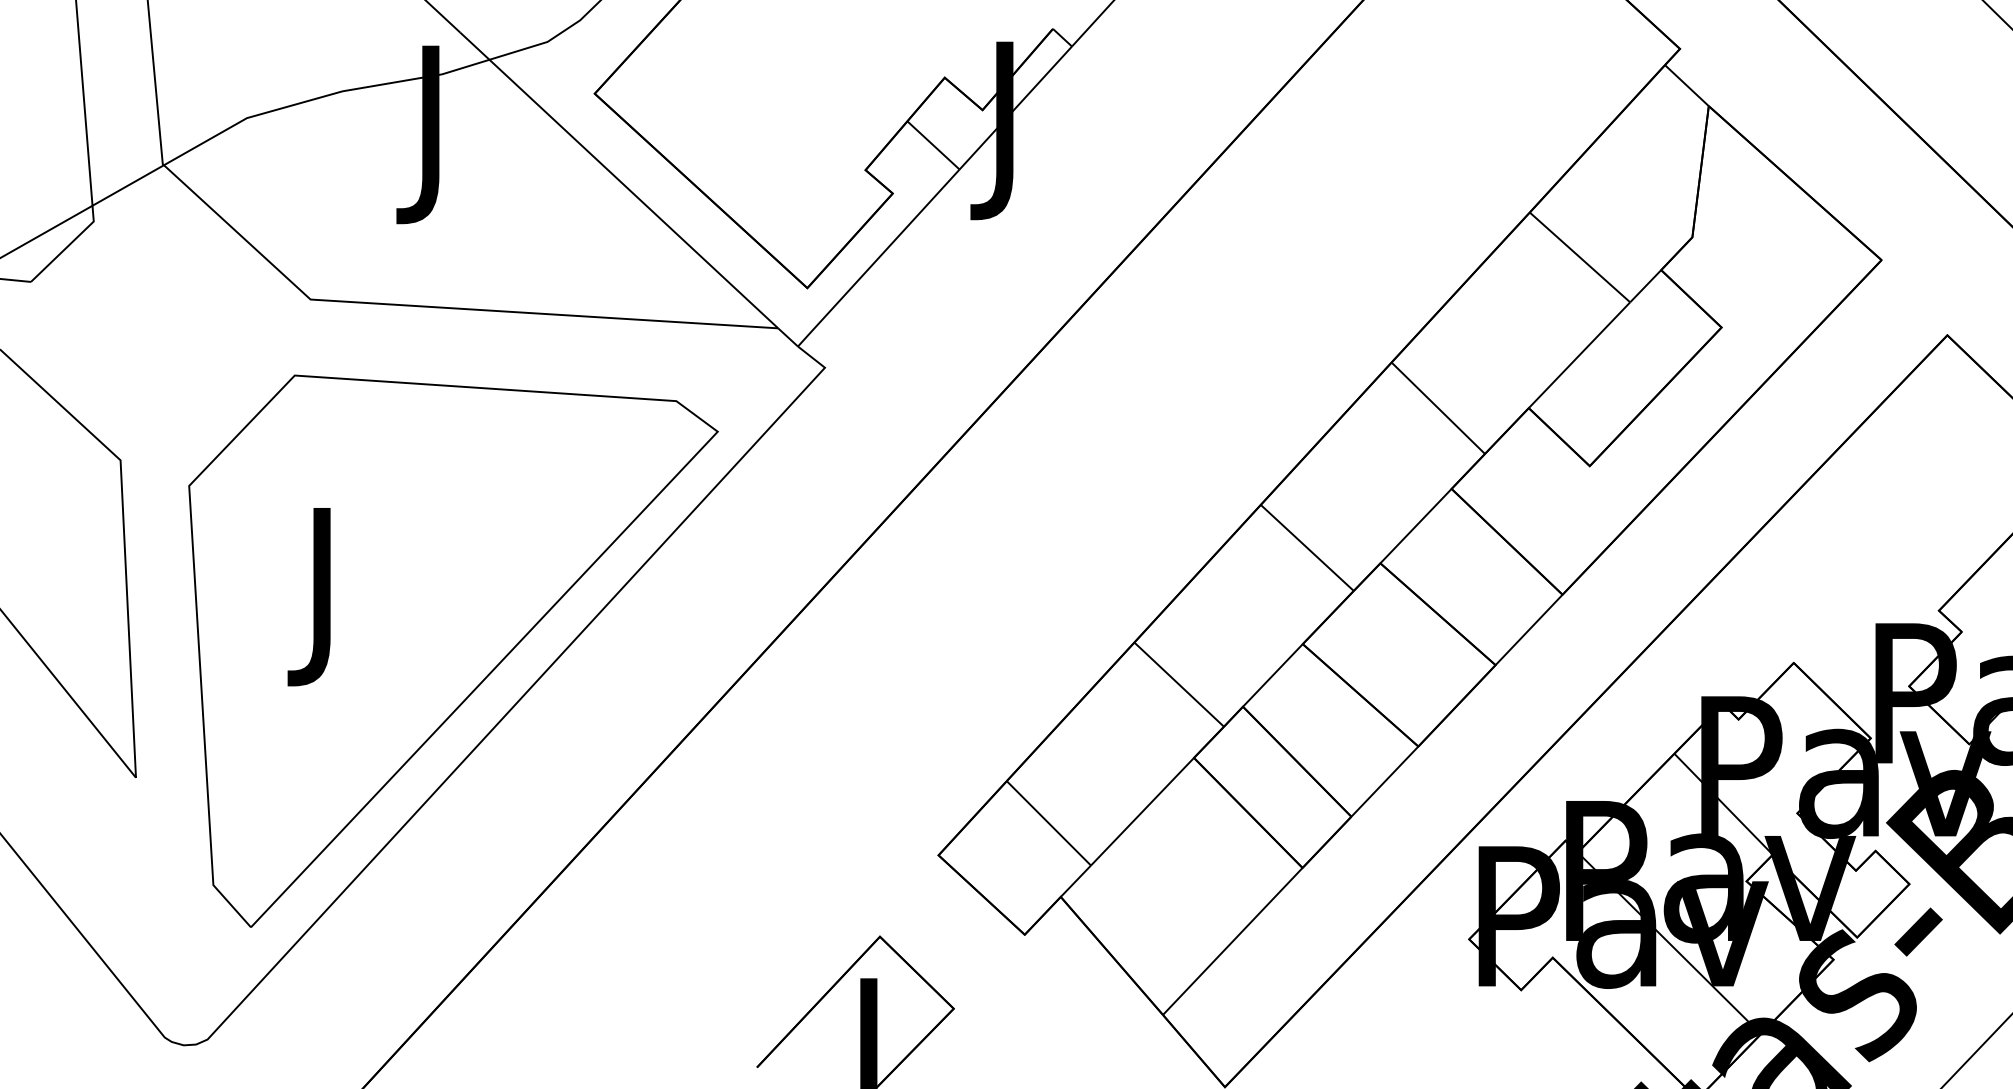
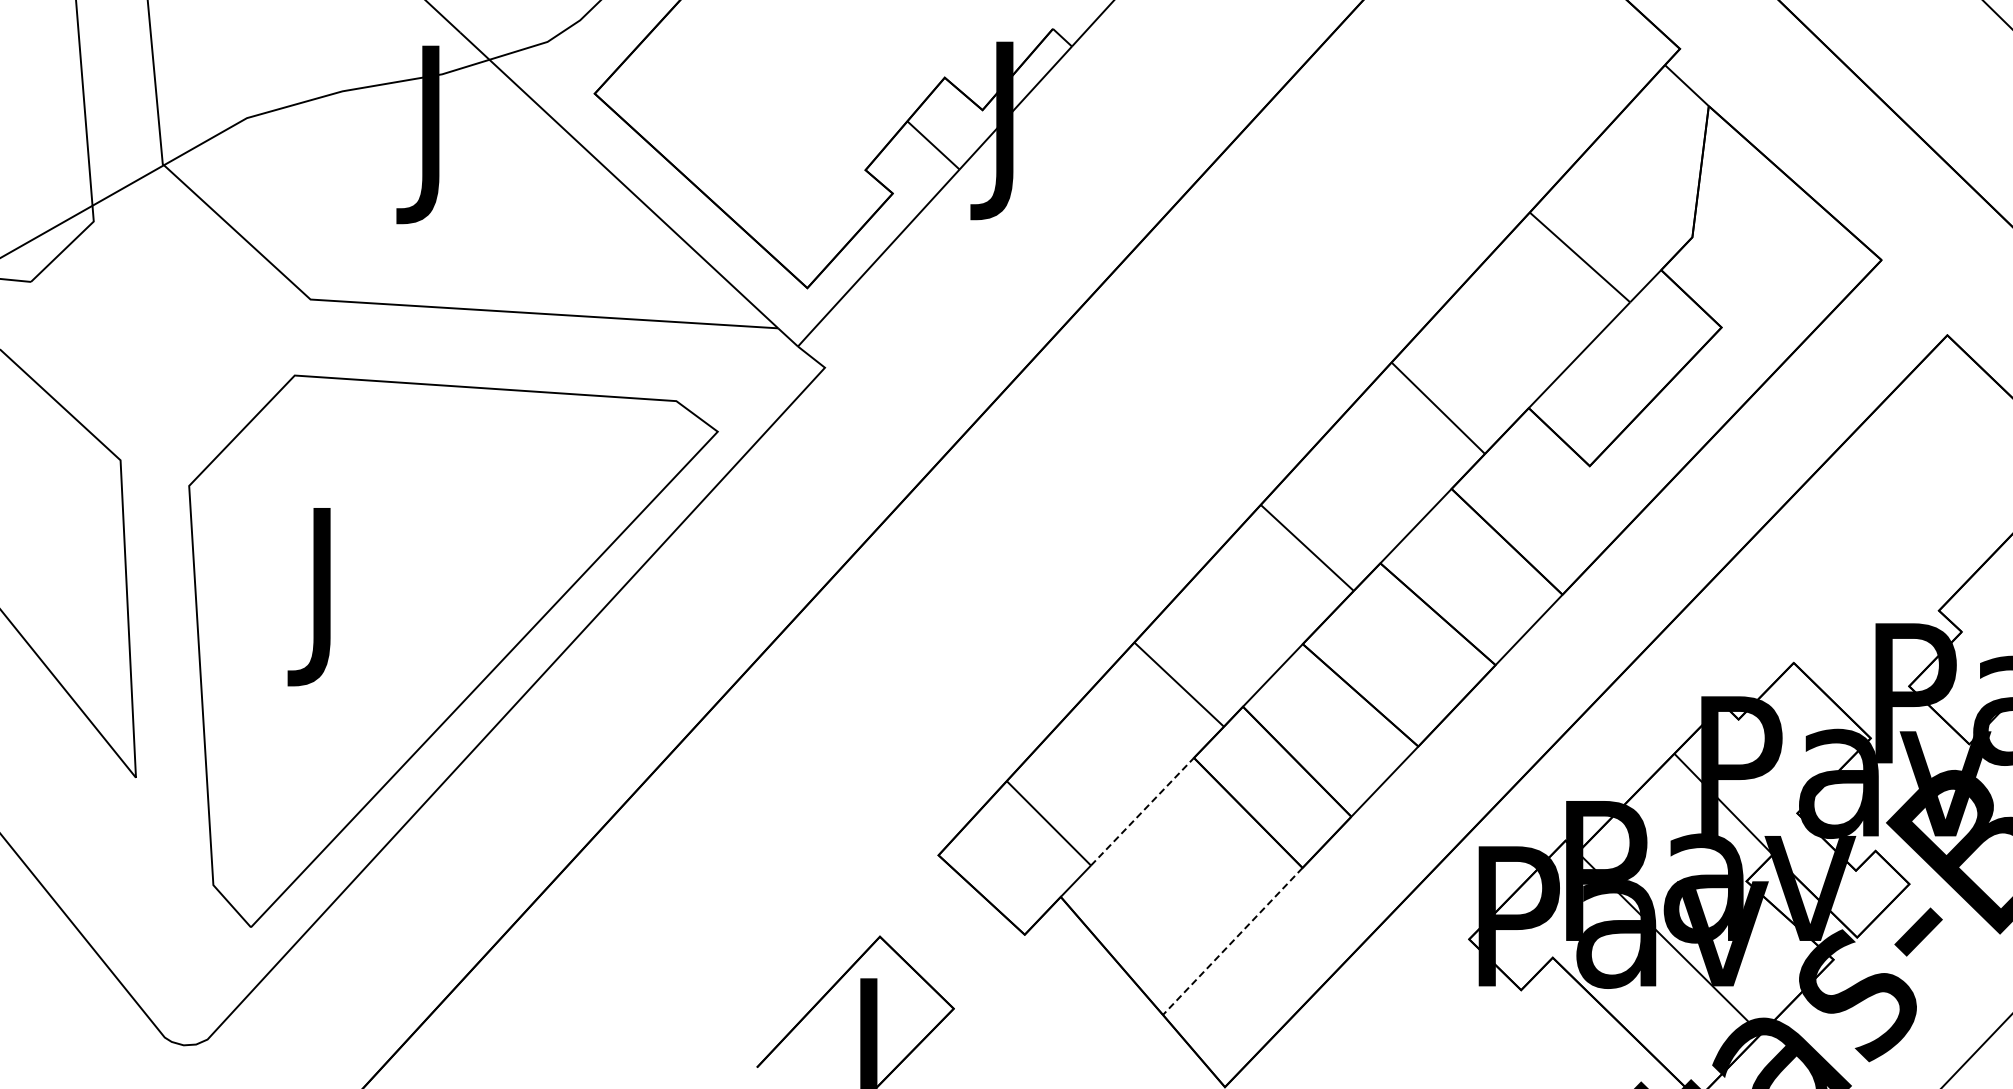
line: solid -> dashed (1142, 811)
line: solid -> dashed (1232, 941)
